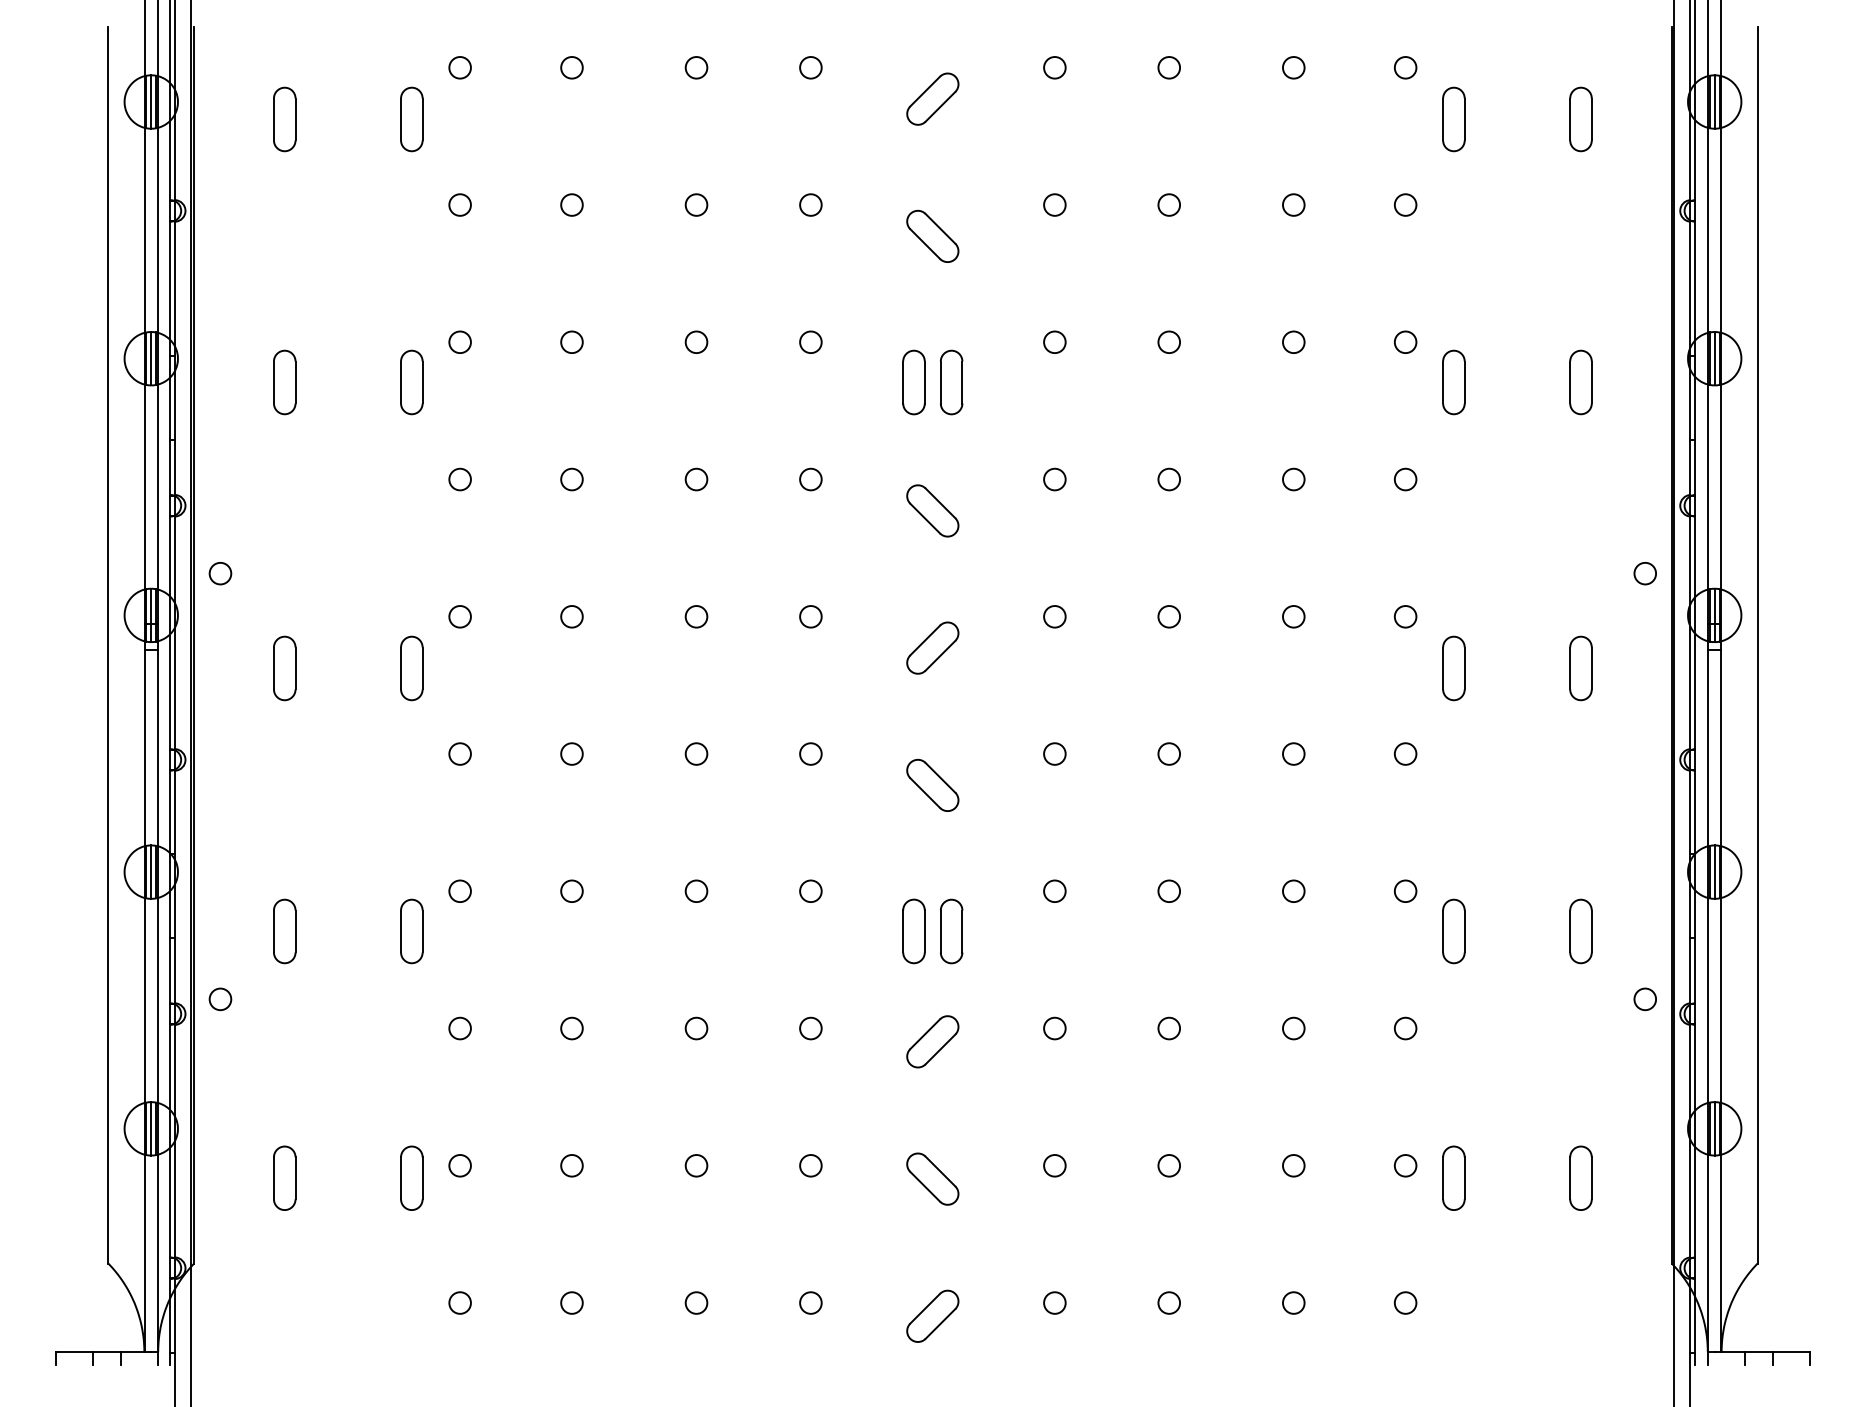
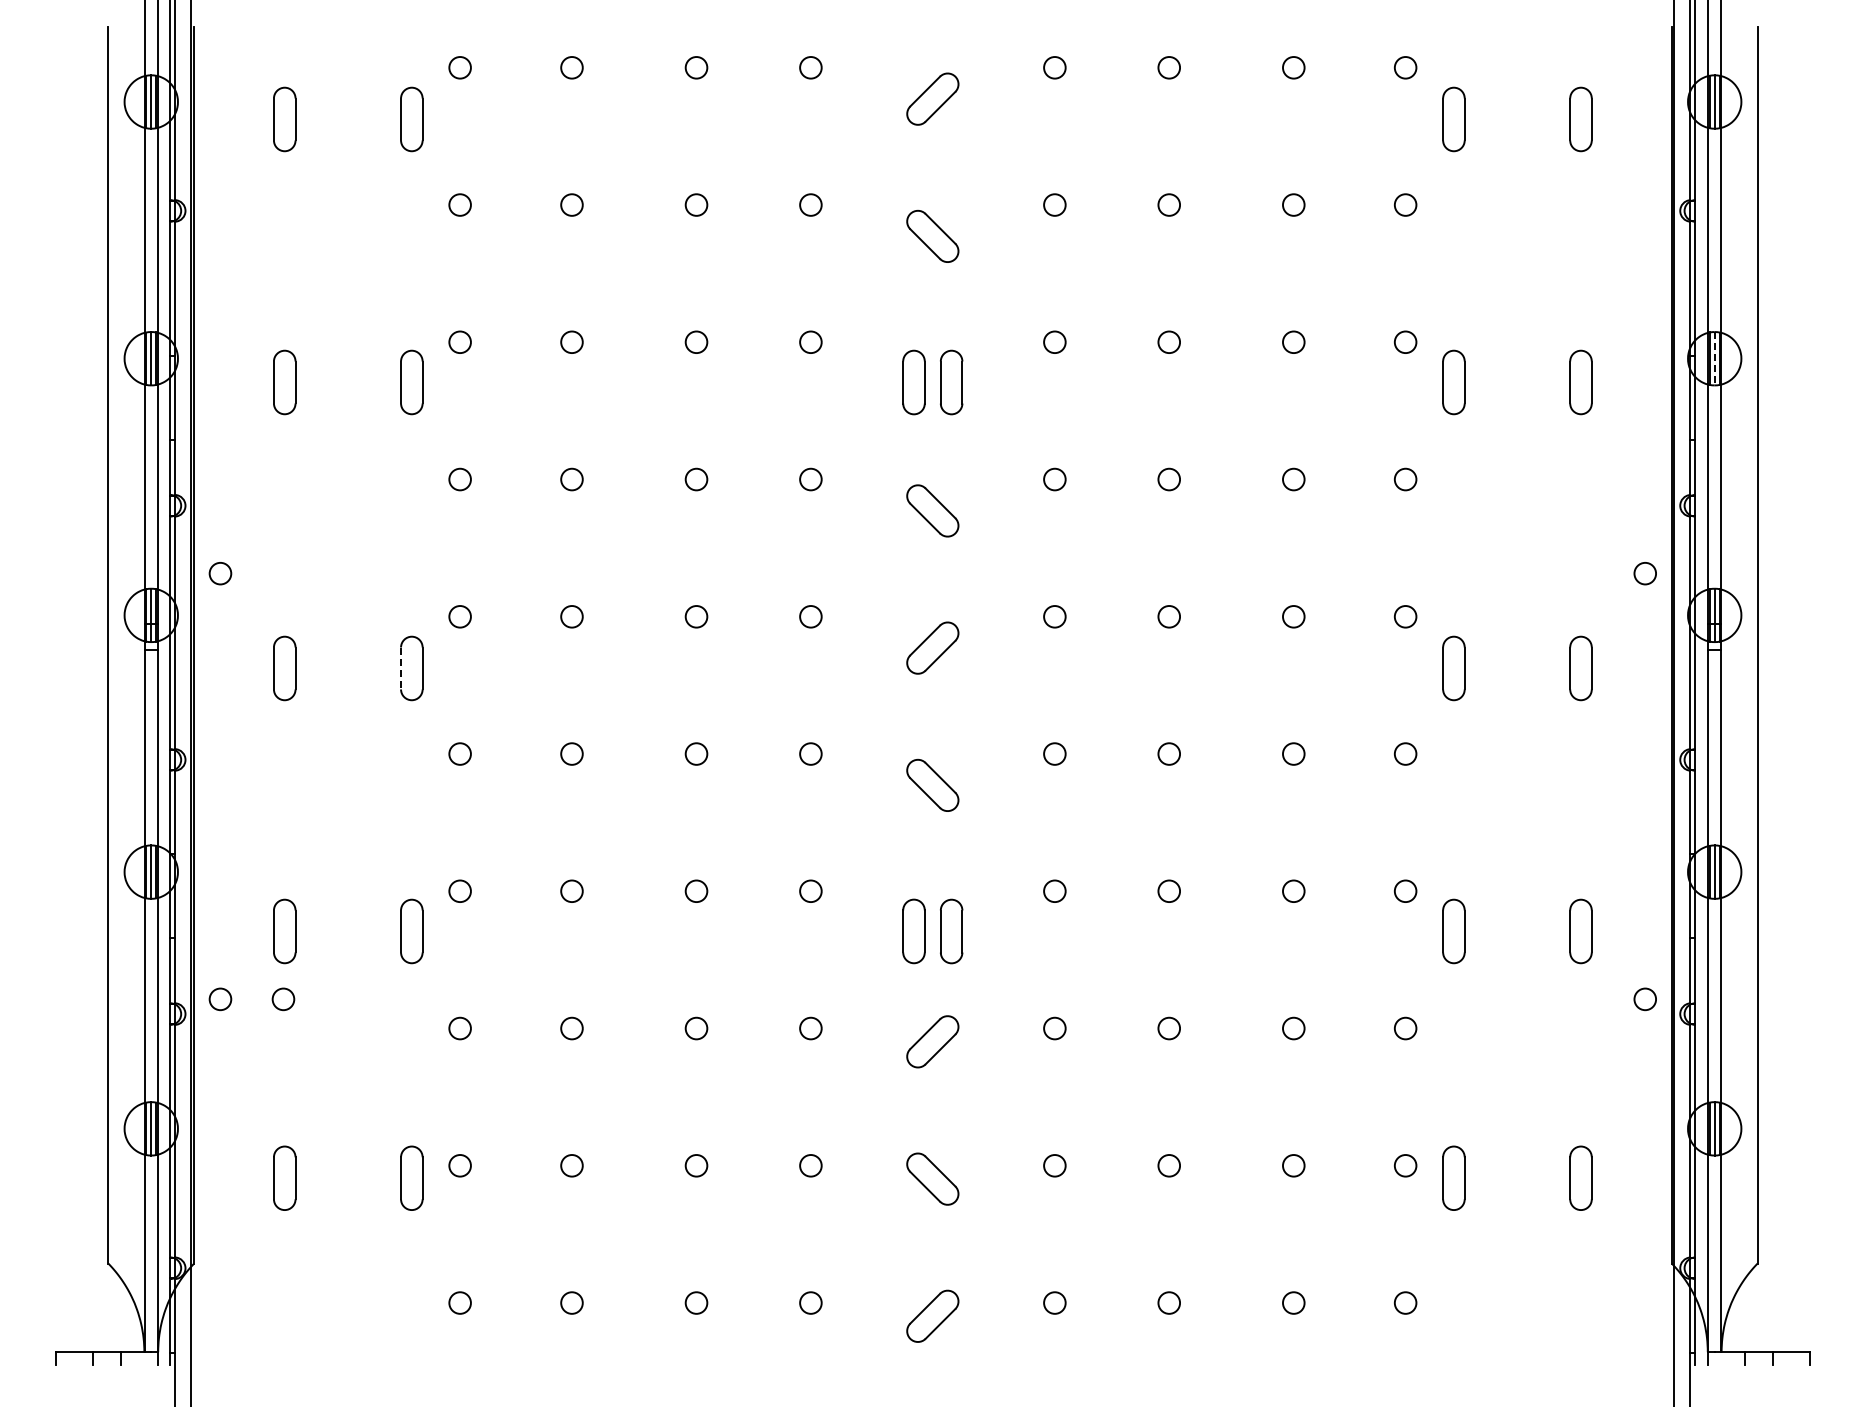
line: solid -> dashed (1714, 358)
line: solid -> dashed (401, 668)
circle: none -> present (283, 999)
